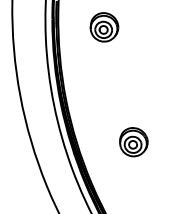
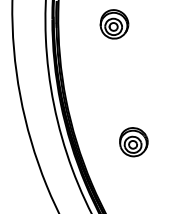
part position: (104, 27) -> (114, 24) (114, 24)
